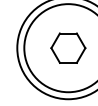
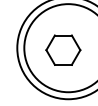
part position: (68, 47) -> (63, 49) (63, 49)
